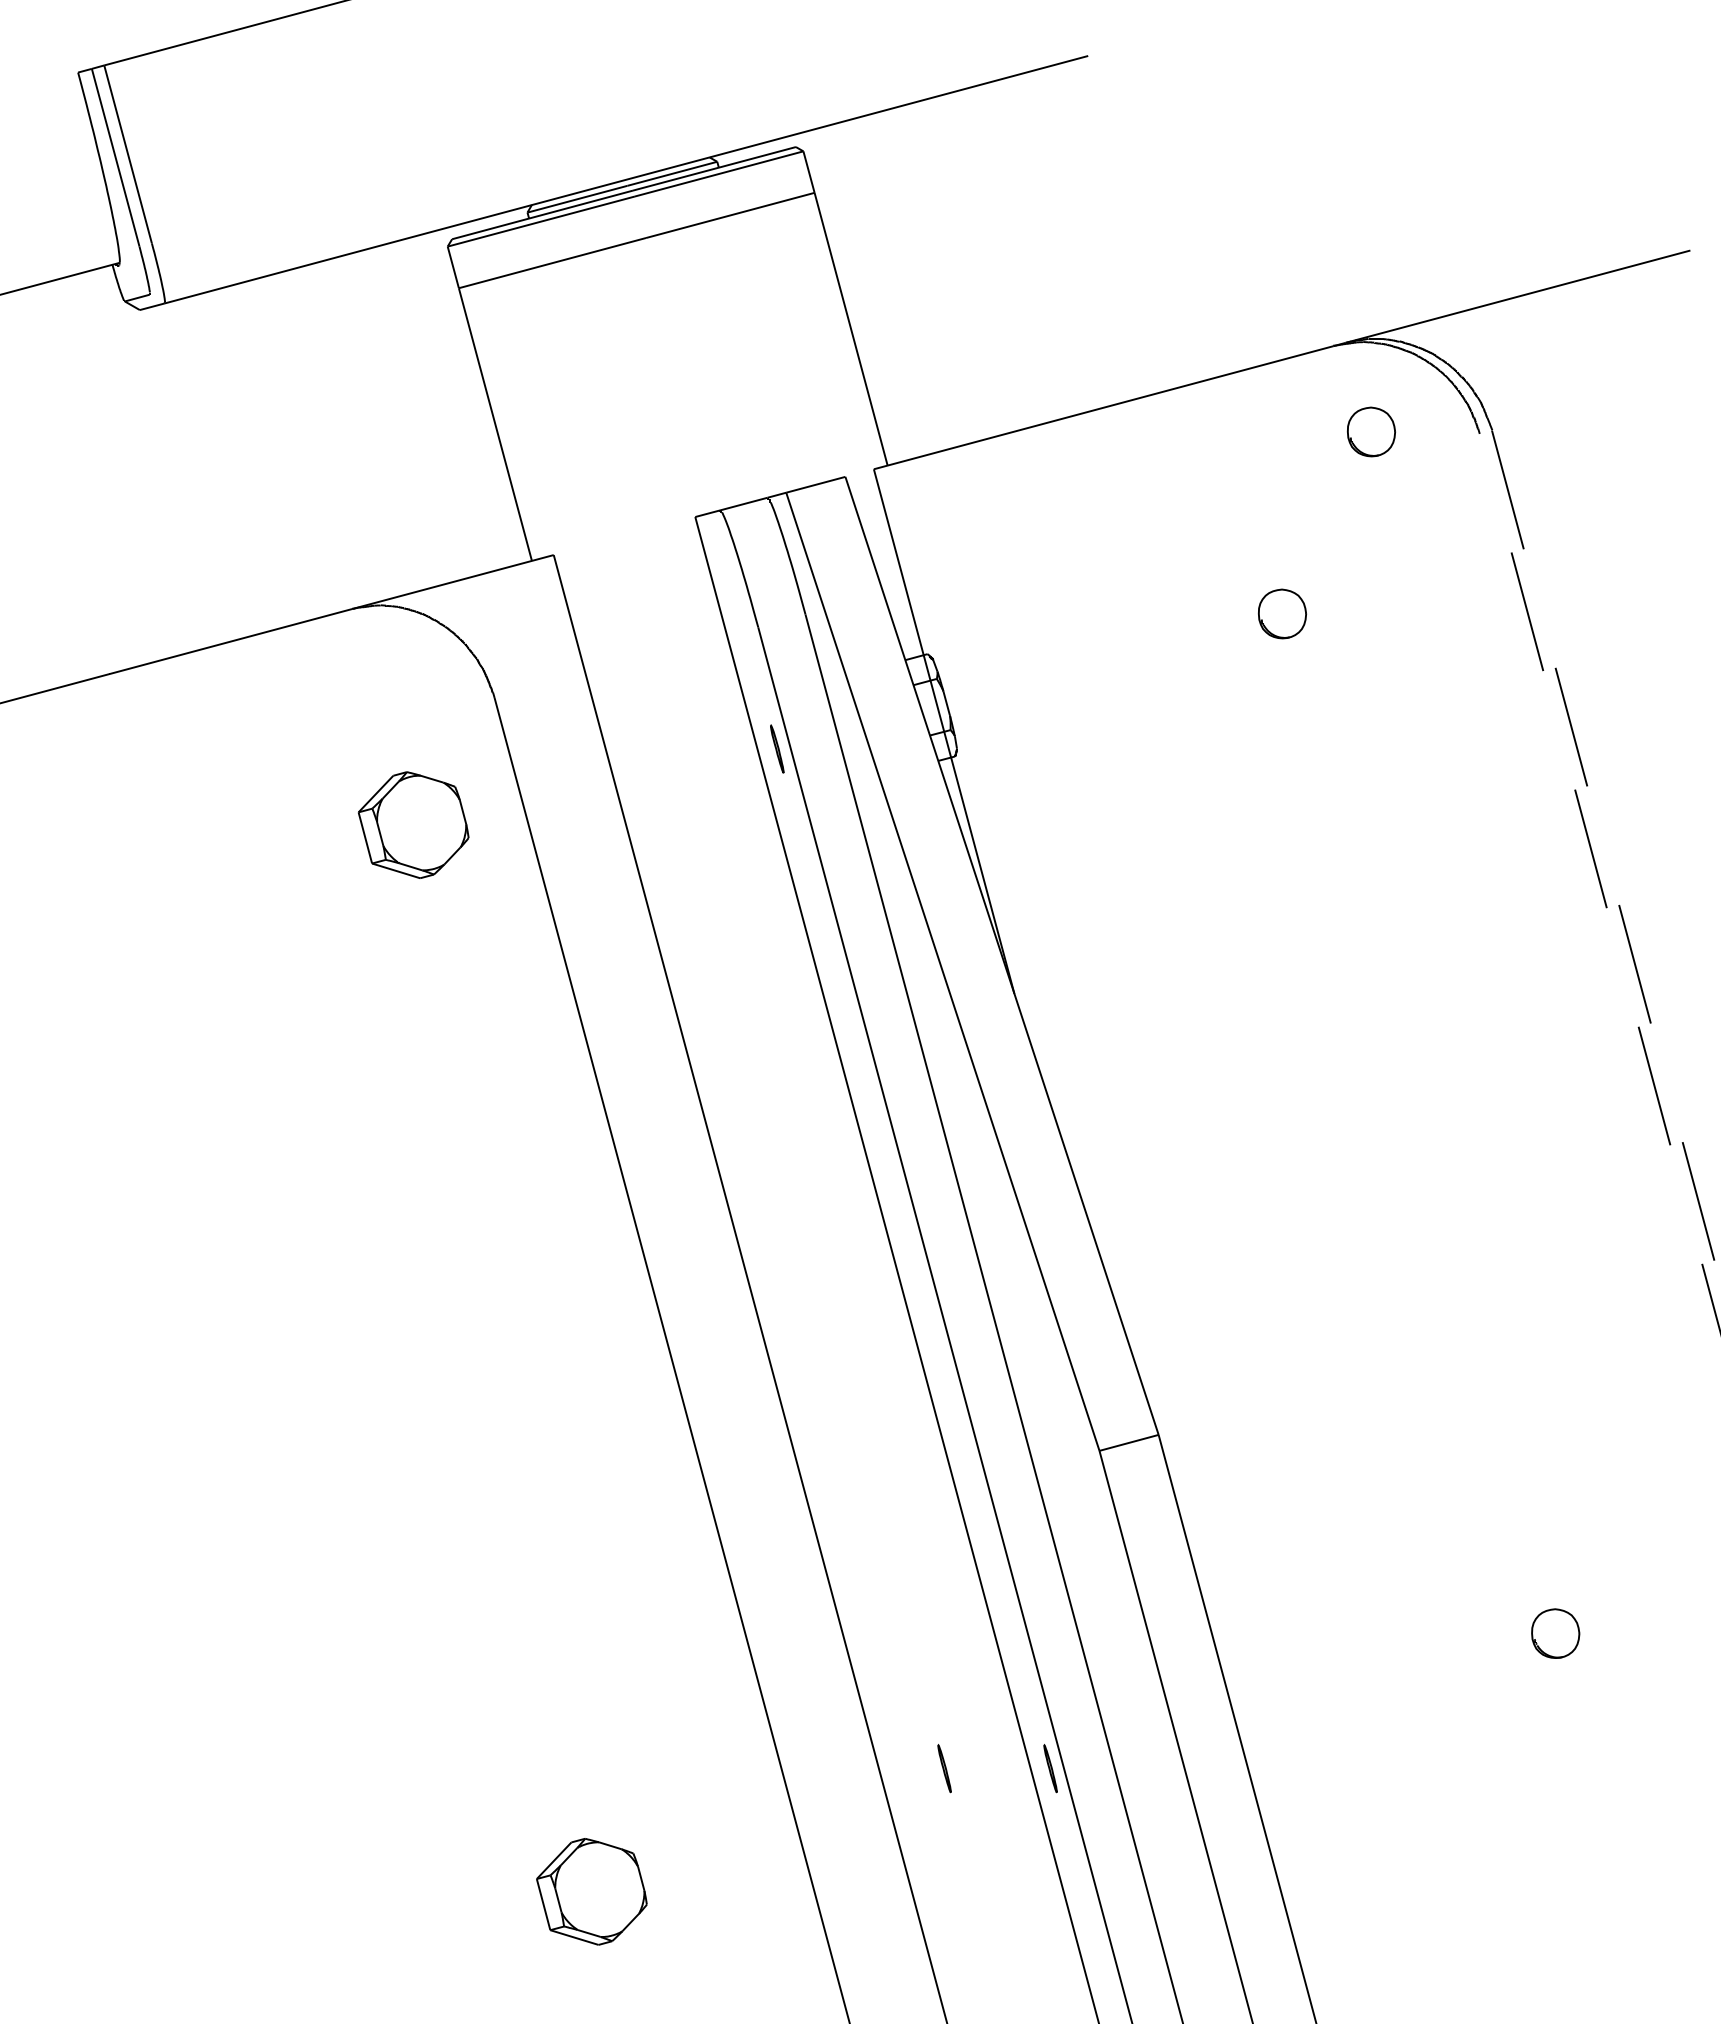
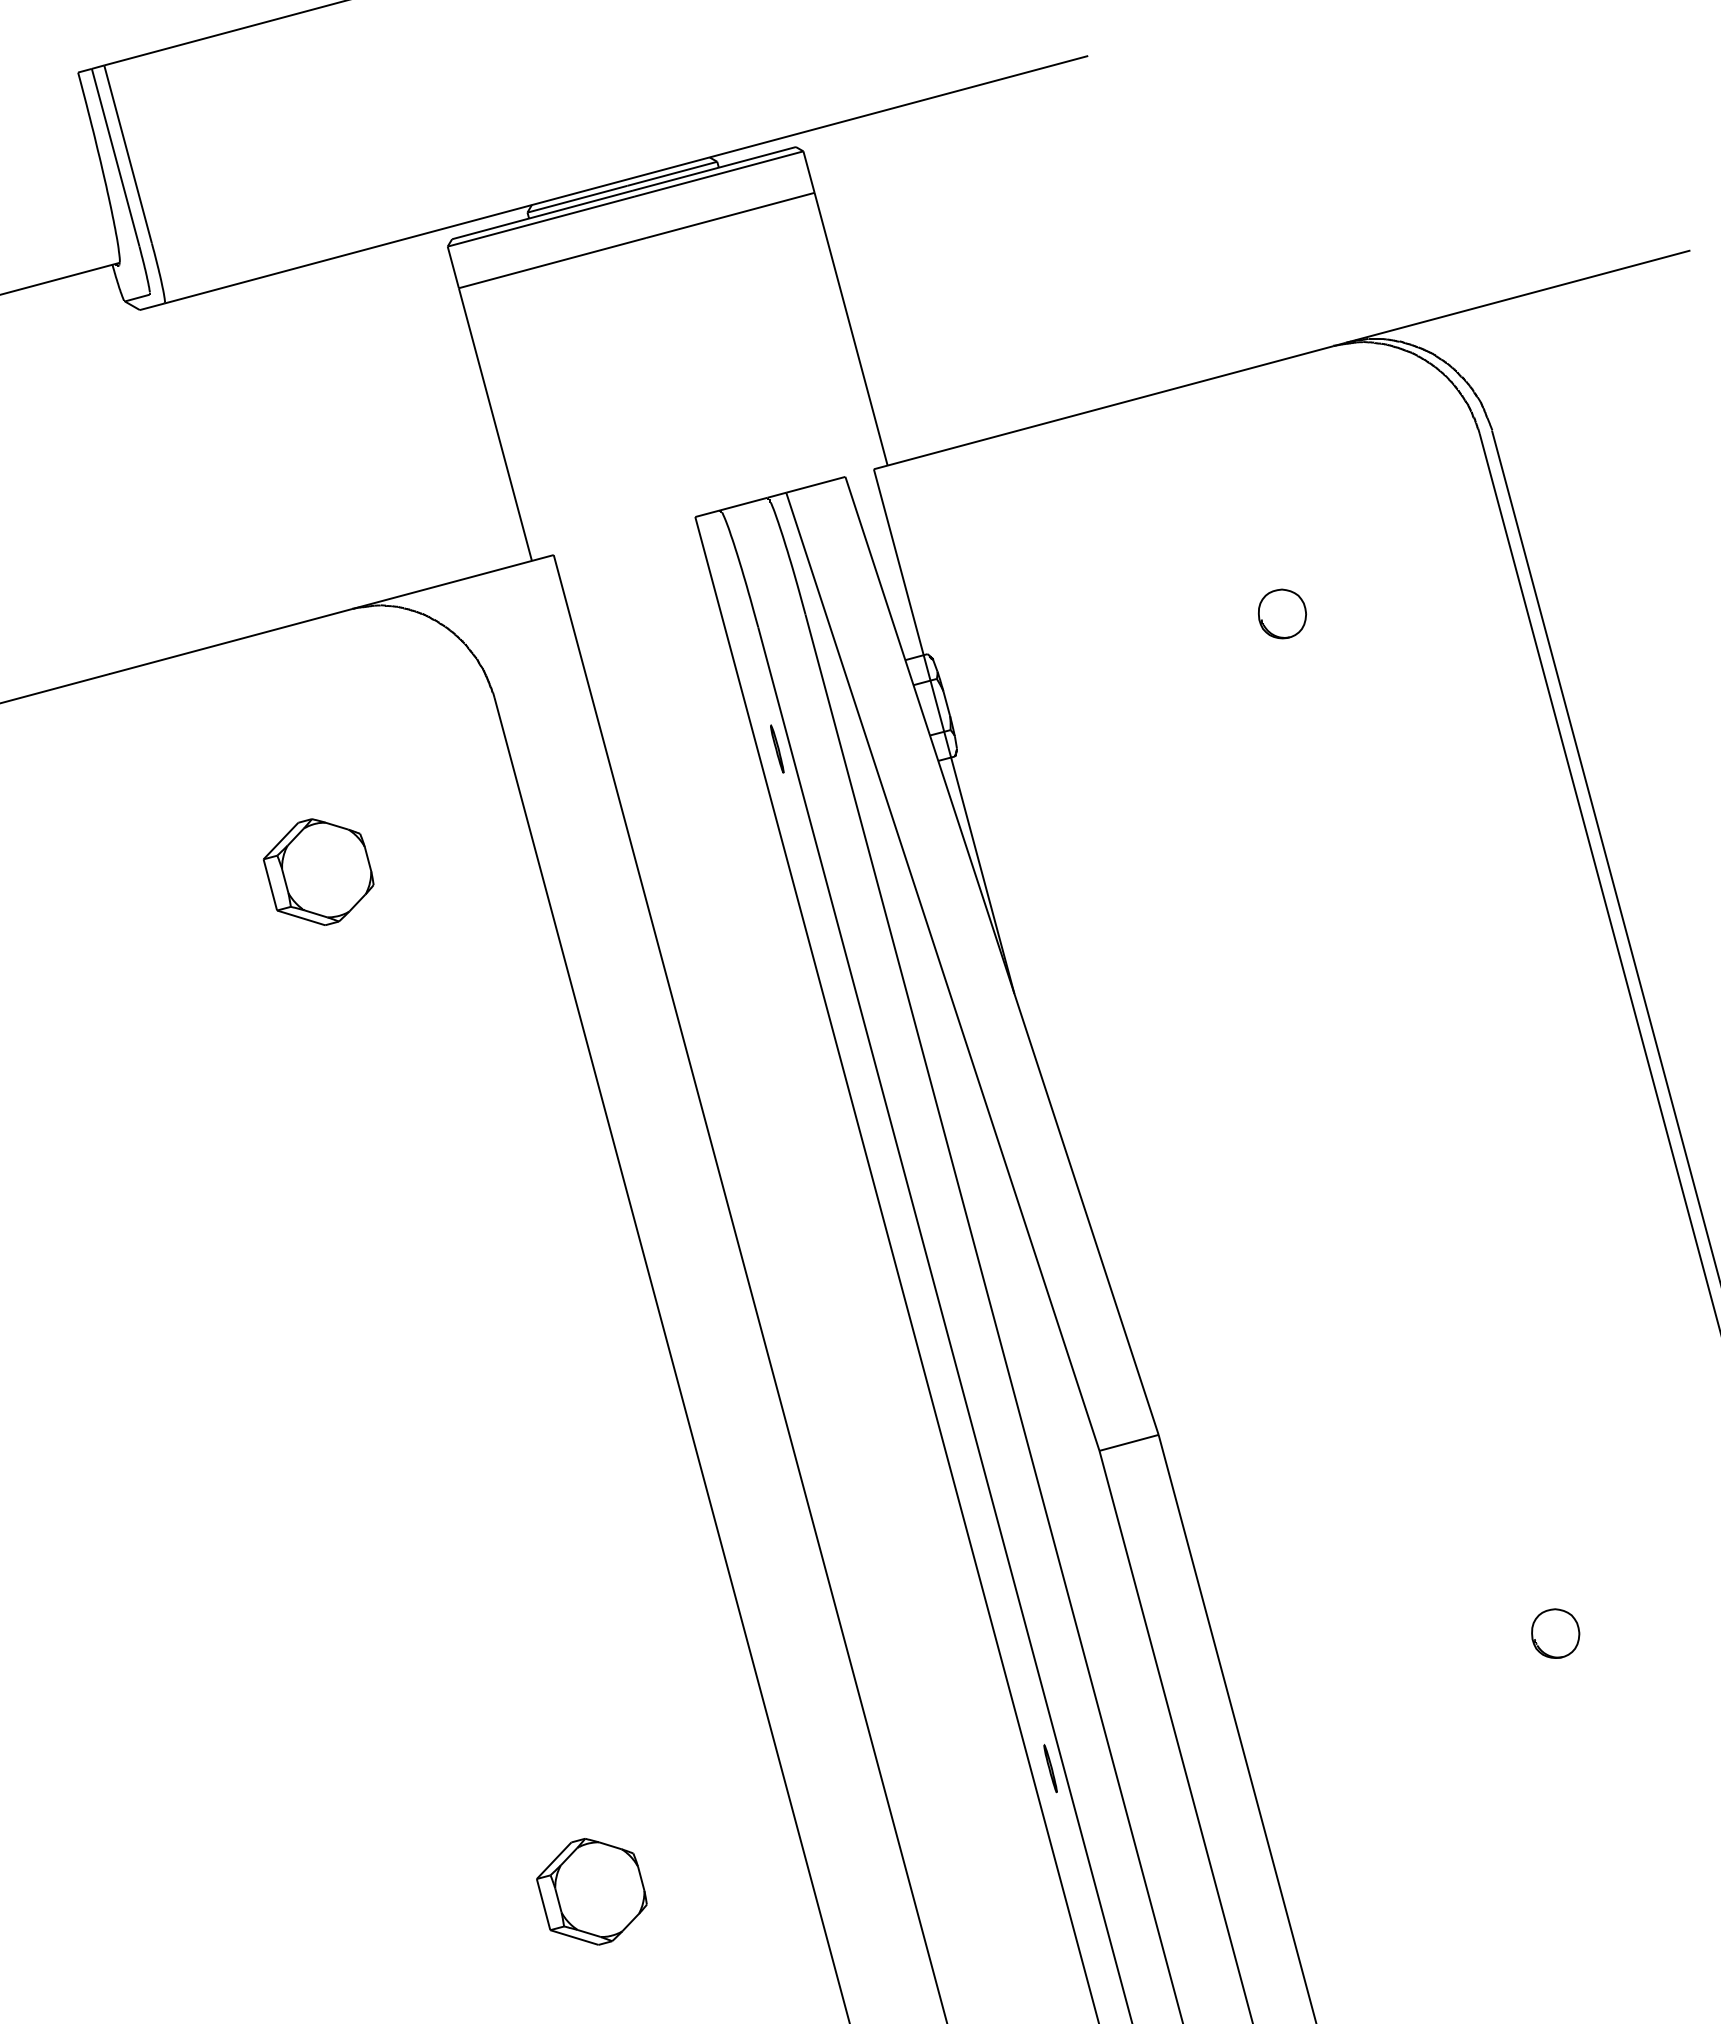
part: present -> none (1371, 431)
part position: (413, 824) -> (318, 871) (318, 871)
line: dashed -> solid (1606, 857)
line: dashed -> solid (1600, 884)
part: present -> none (944, 1768)
